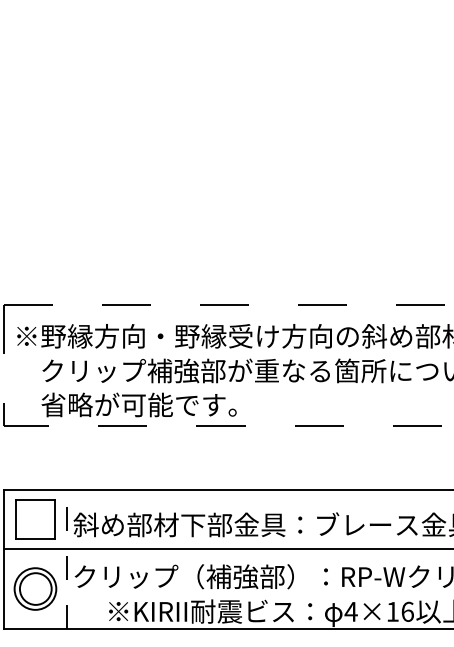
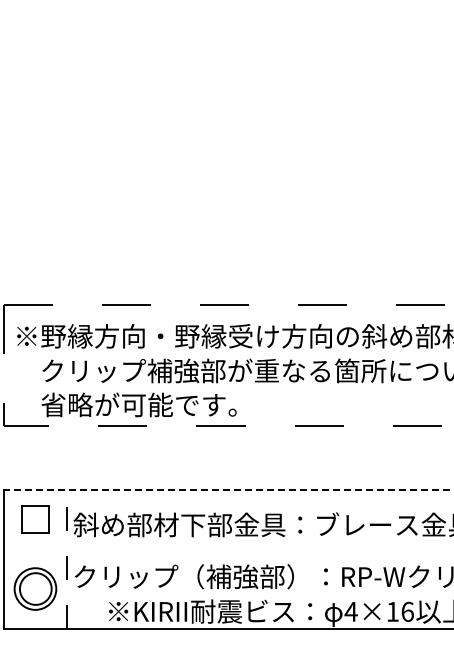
line: solid -> dashed (228, 489)
part size: 41x41 px -> 29x29 px (35, 519)
line: present -> none (227, 548)
